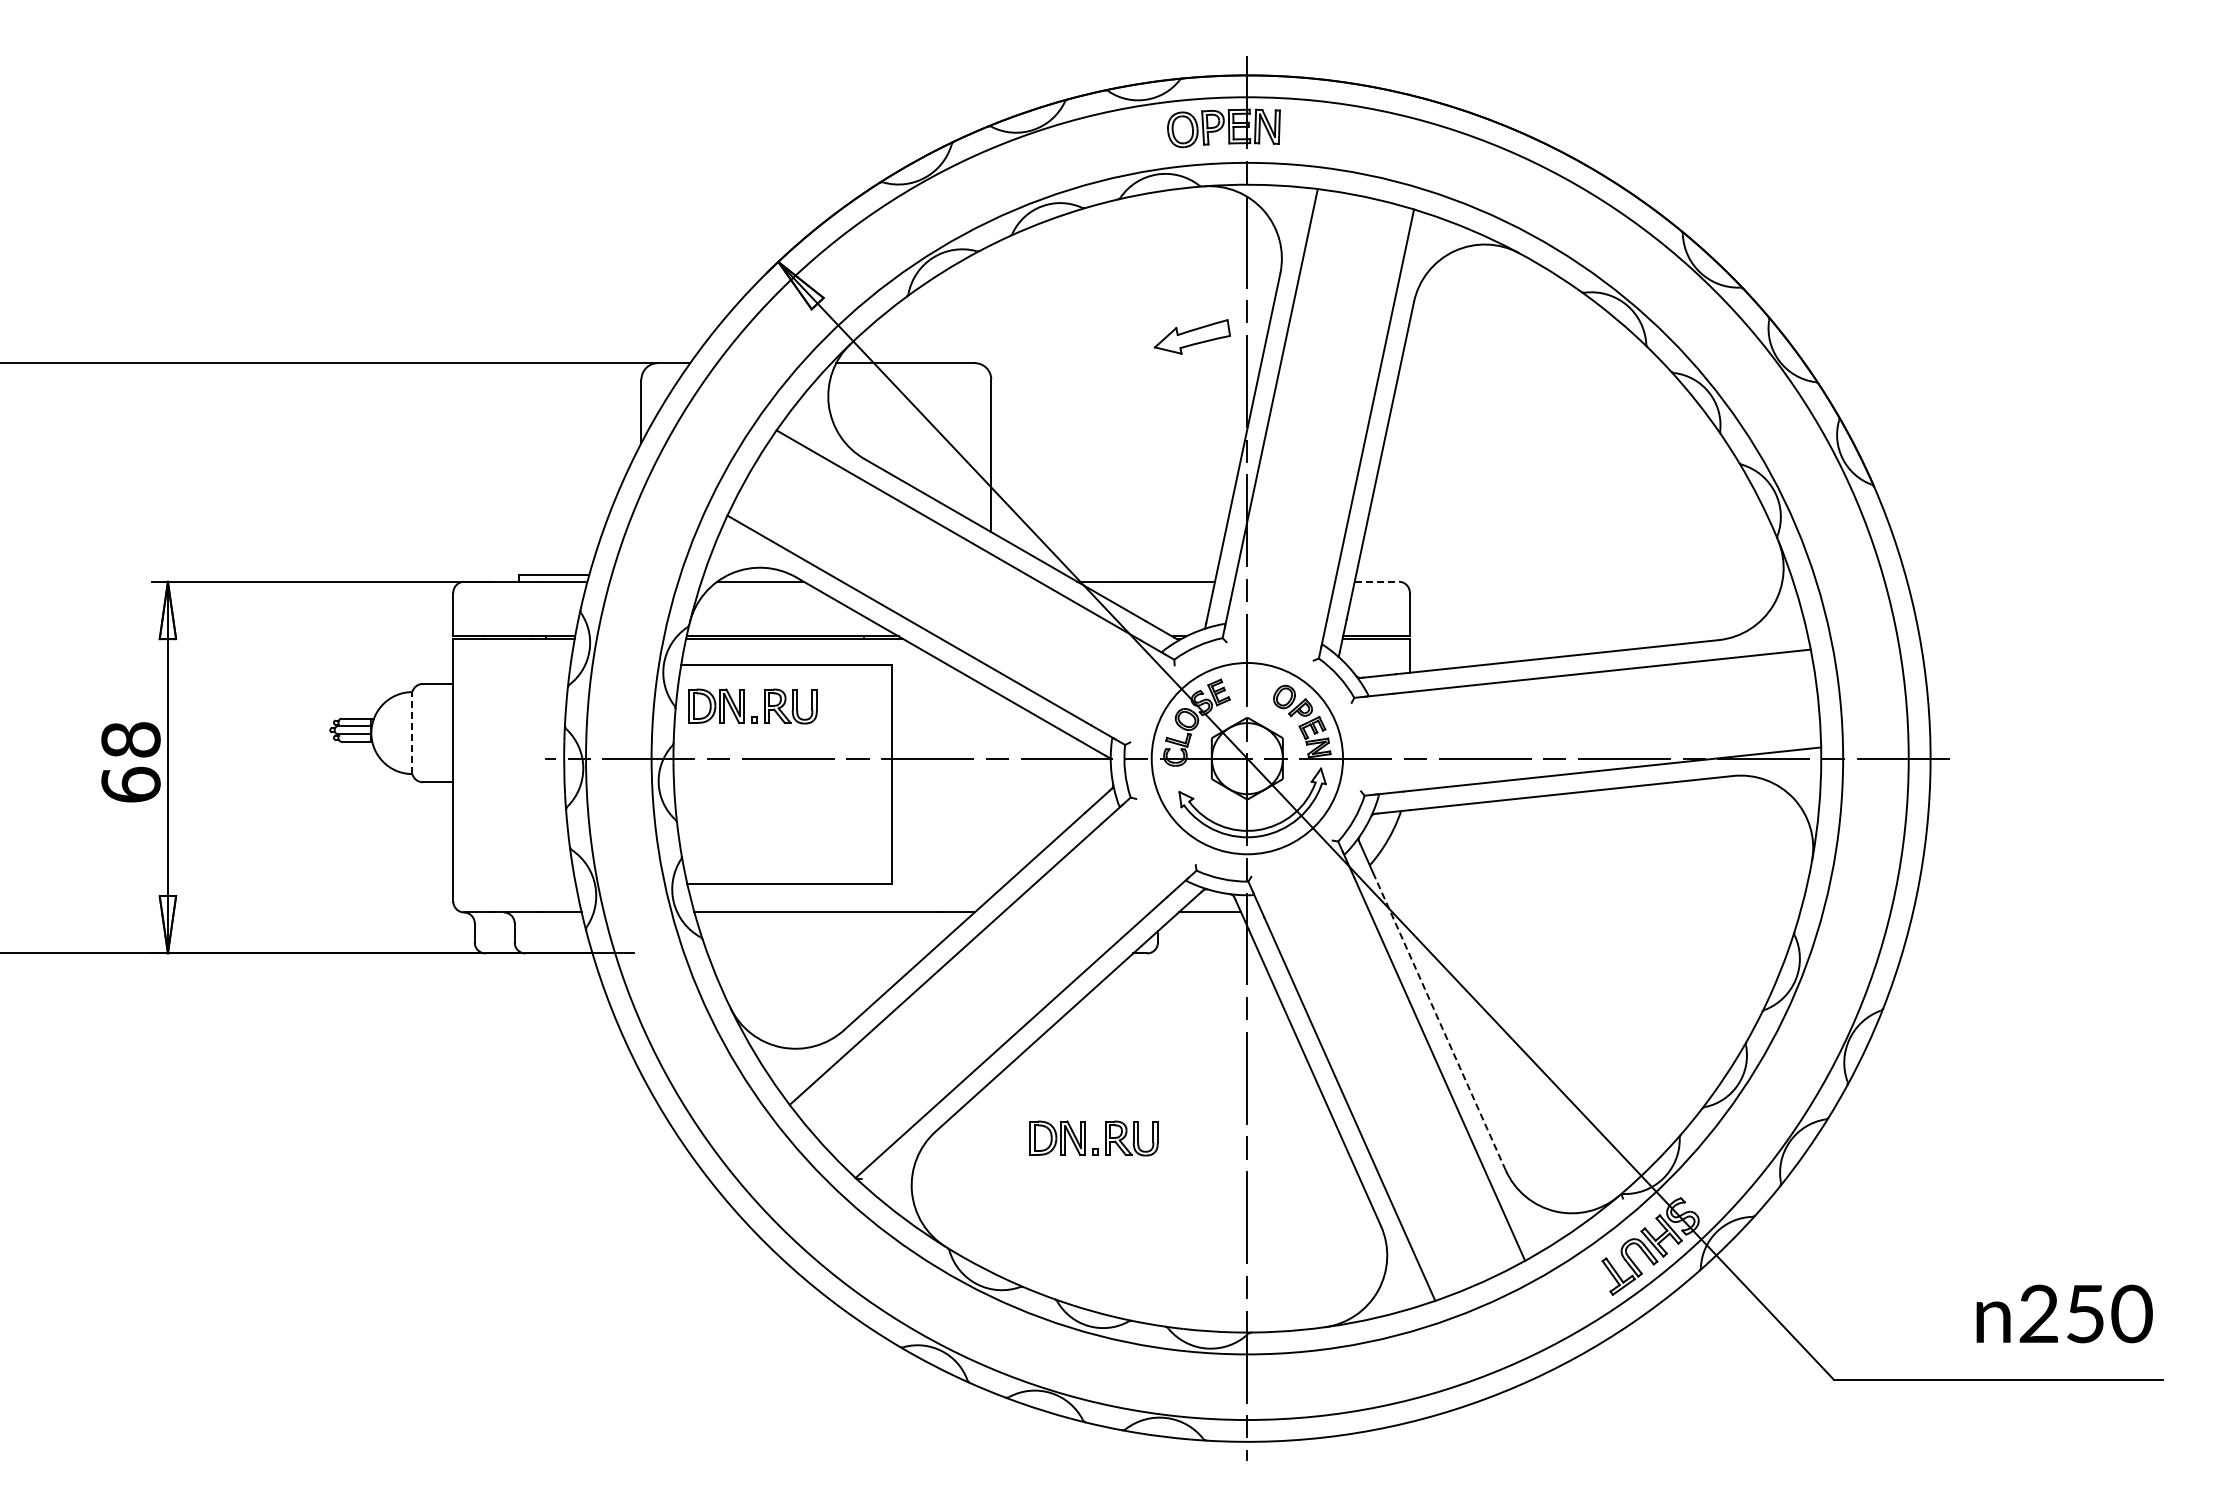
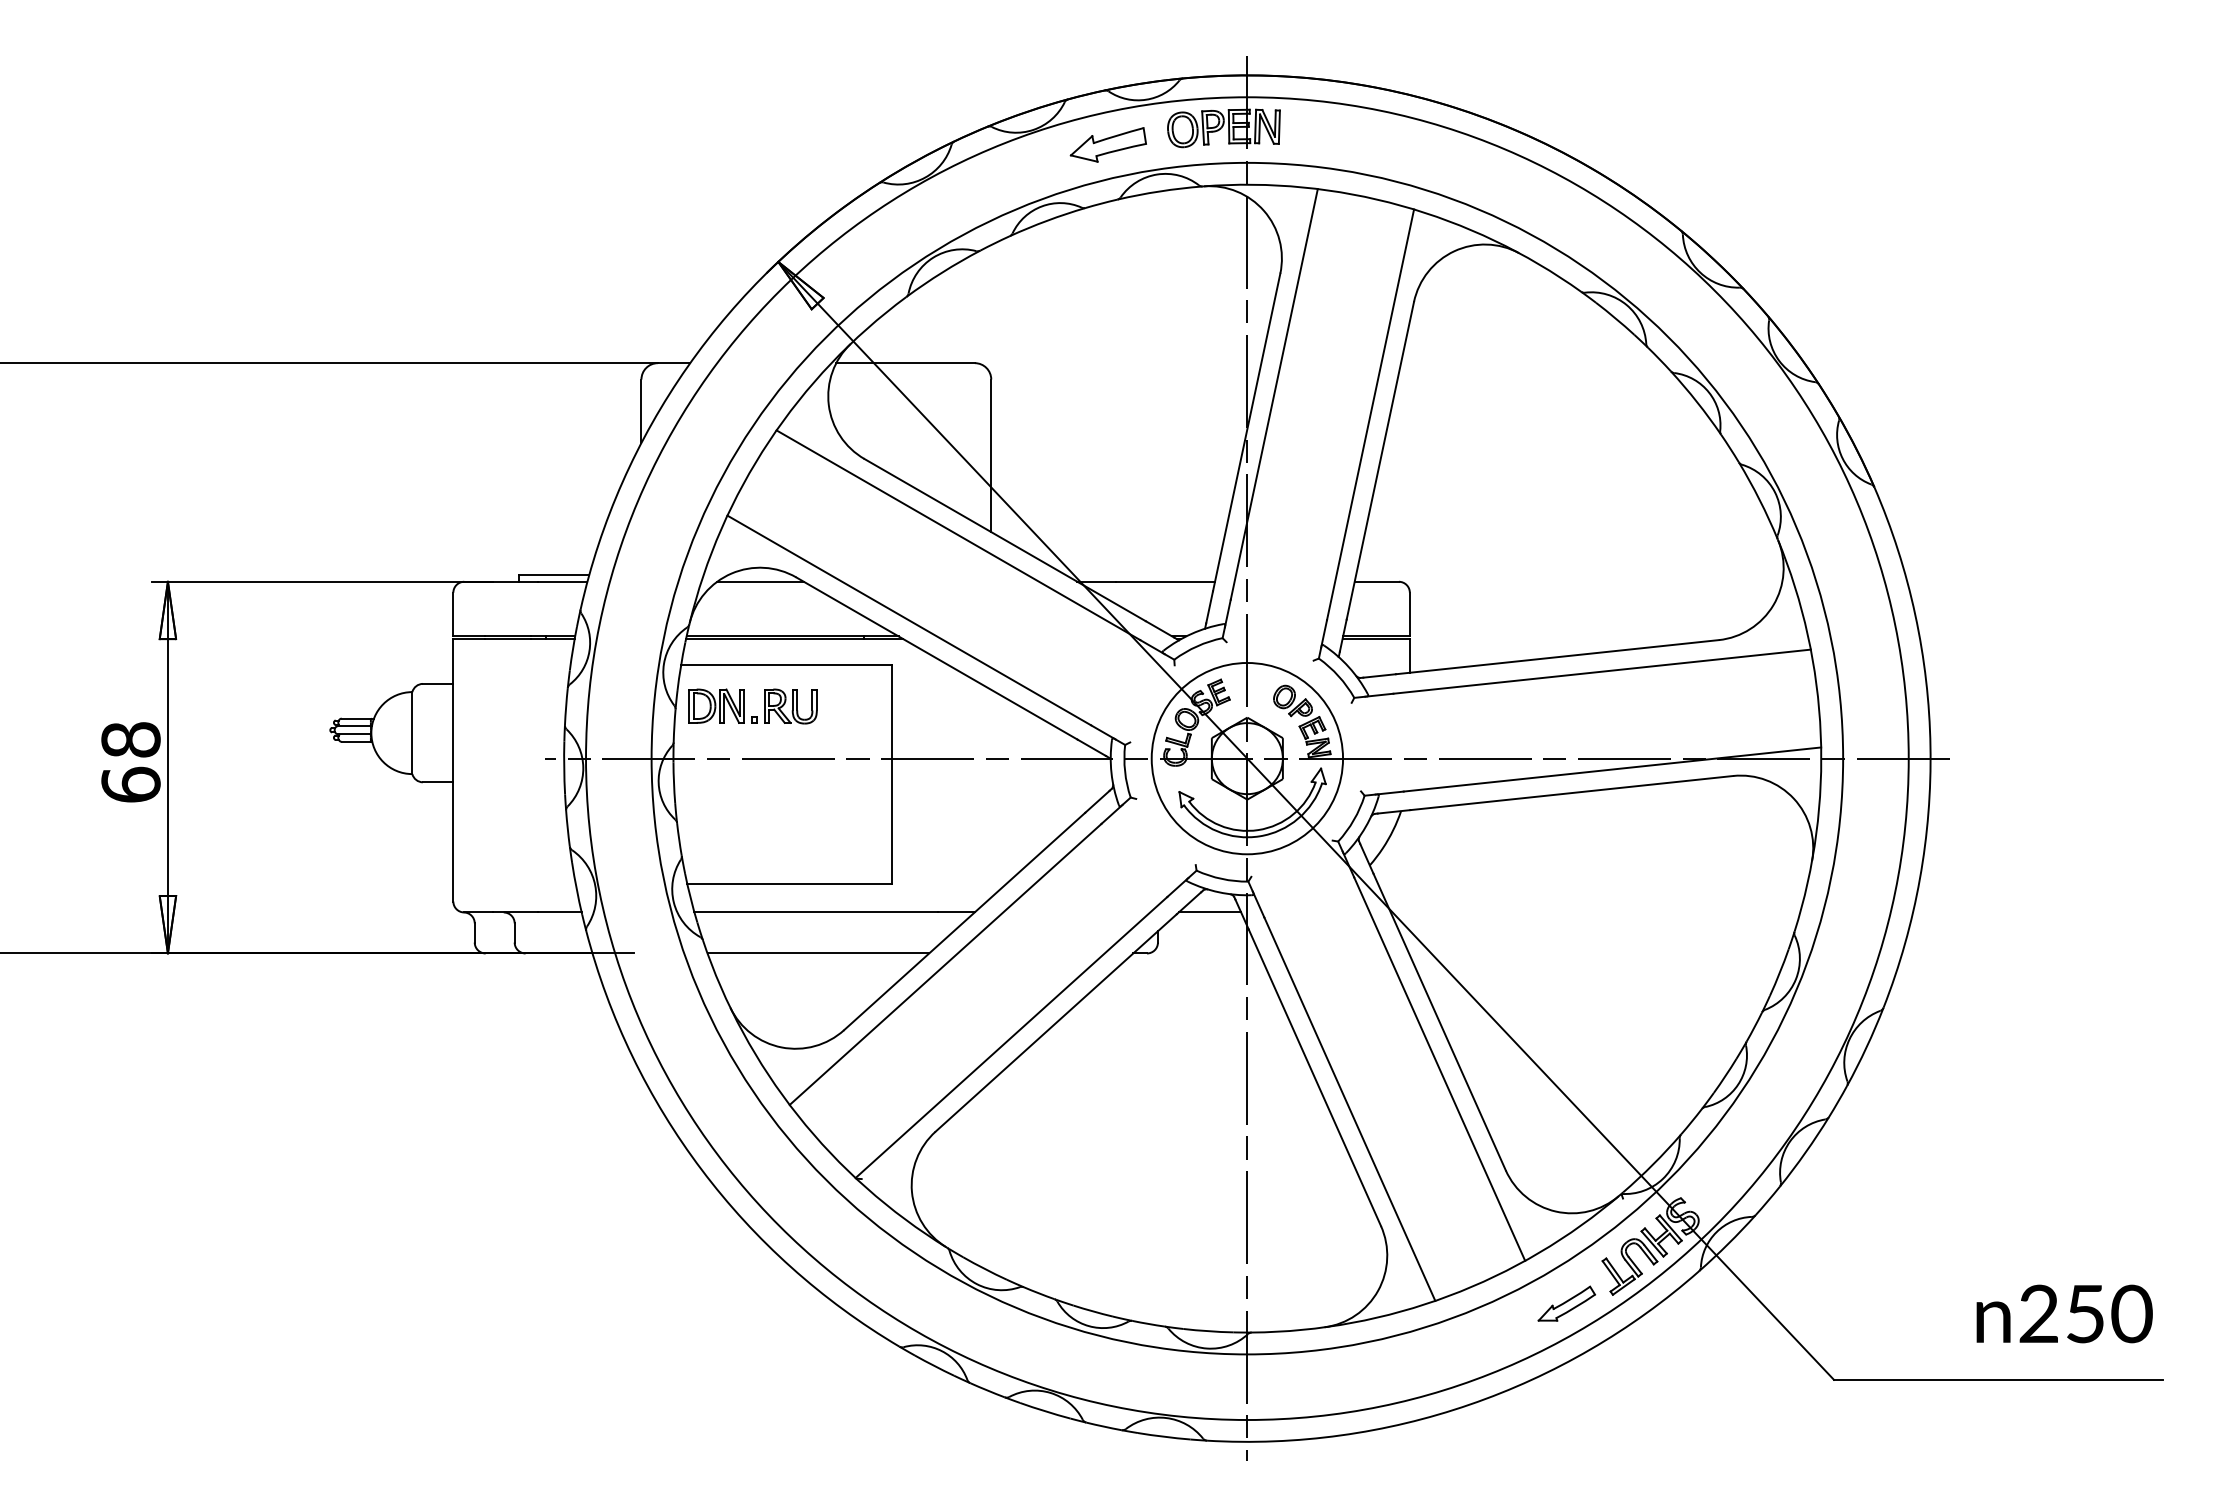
part position: (1191, 336) -> (1107, 144) (1107, 144)
line: dashed -> solid (1377, 581)
line: dashed -> solid (412, 733)
line: none -> present (818, 953)
line: dashed -> solid (1439, 1021)
part: present -> none (1085, 1138)
part: none -> present (1566, 1303)
